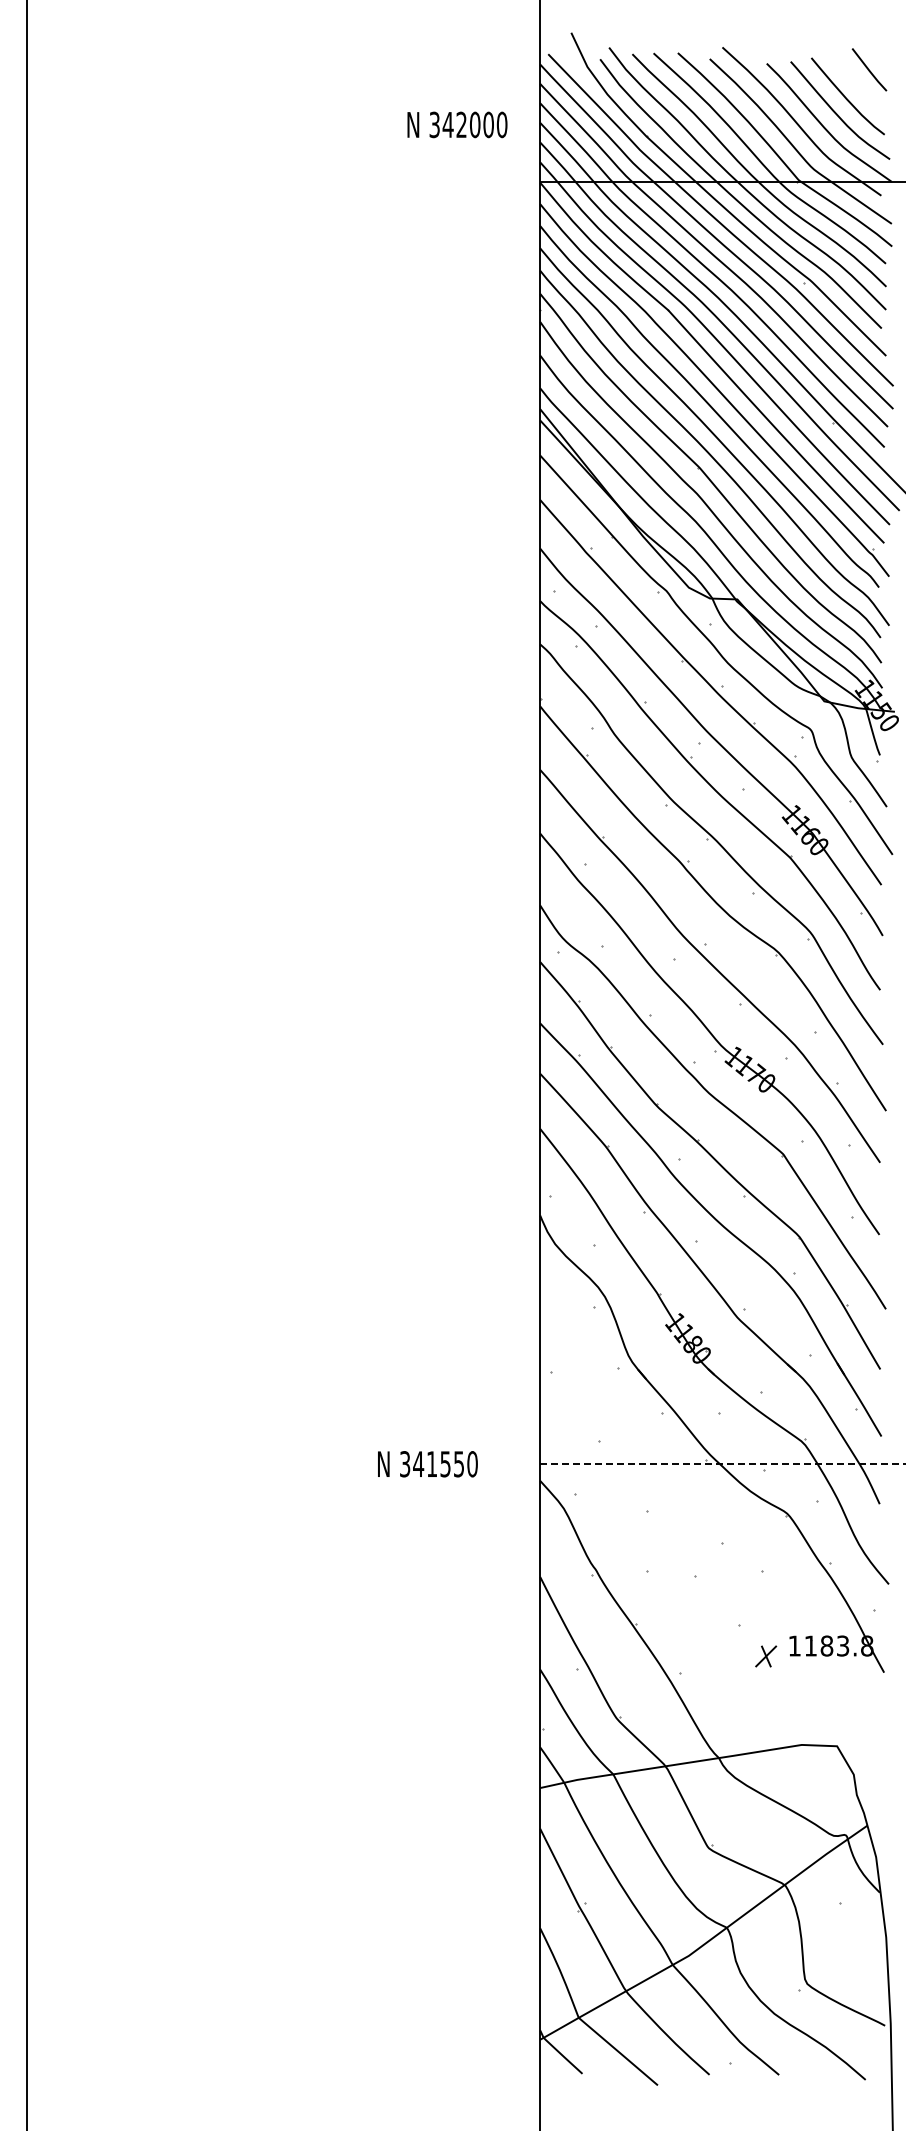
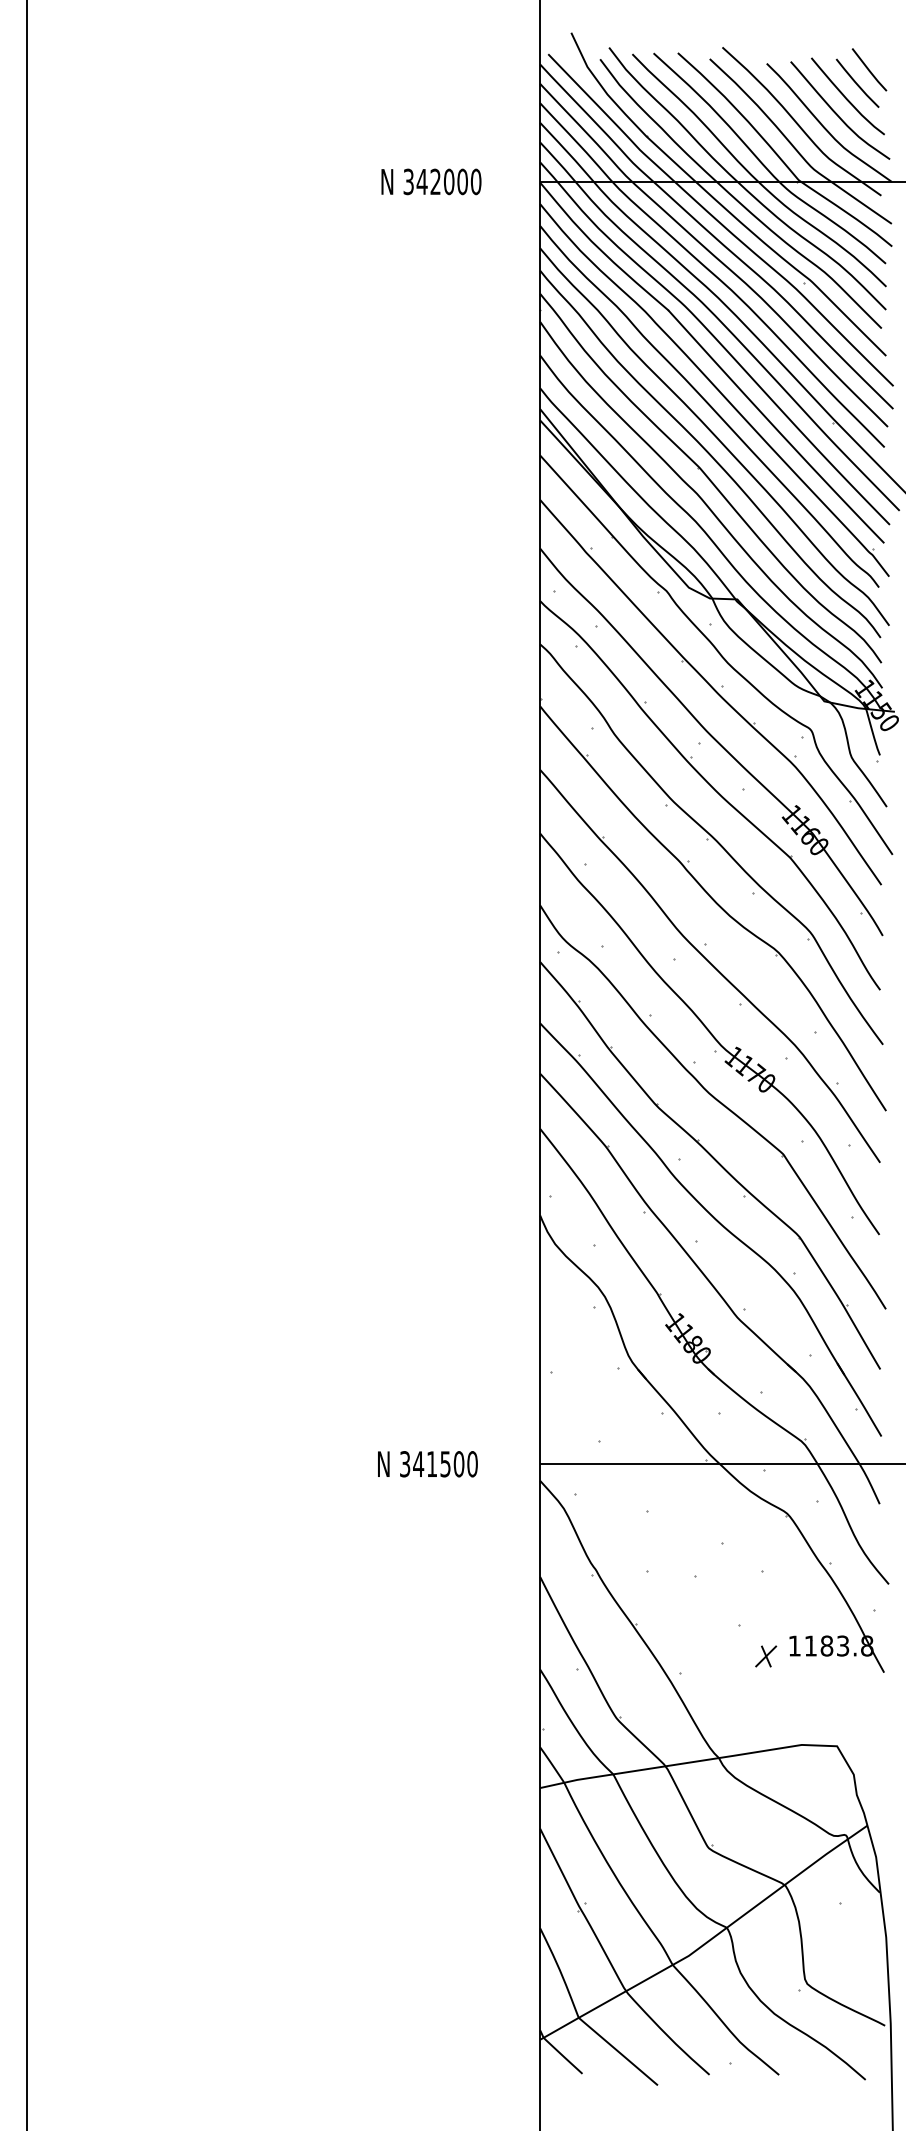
line: none -> present (856, 82)
text position: (457, 124) -> (431, 181) (431, 181)
text: 341550 -> 341500 (458, 1464)
line: dashed -> solid (722, 1464)
